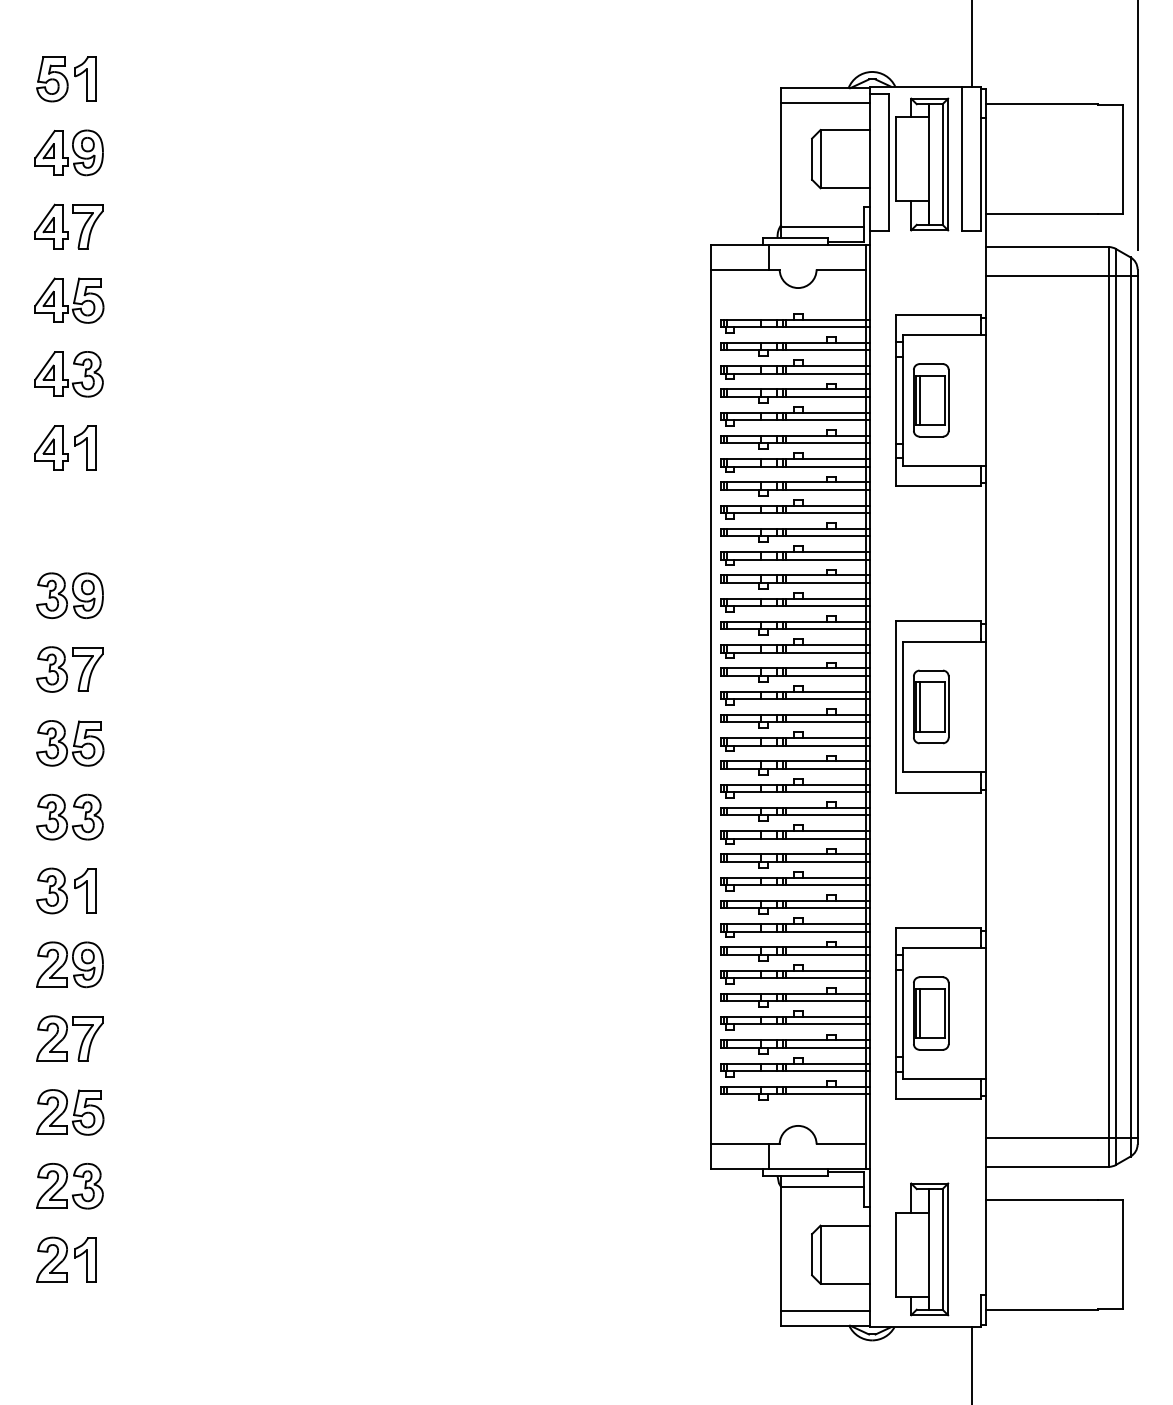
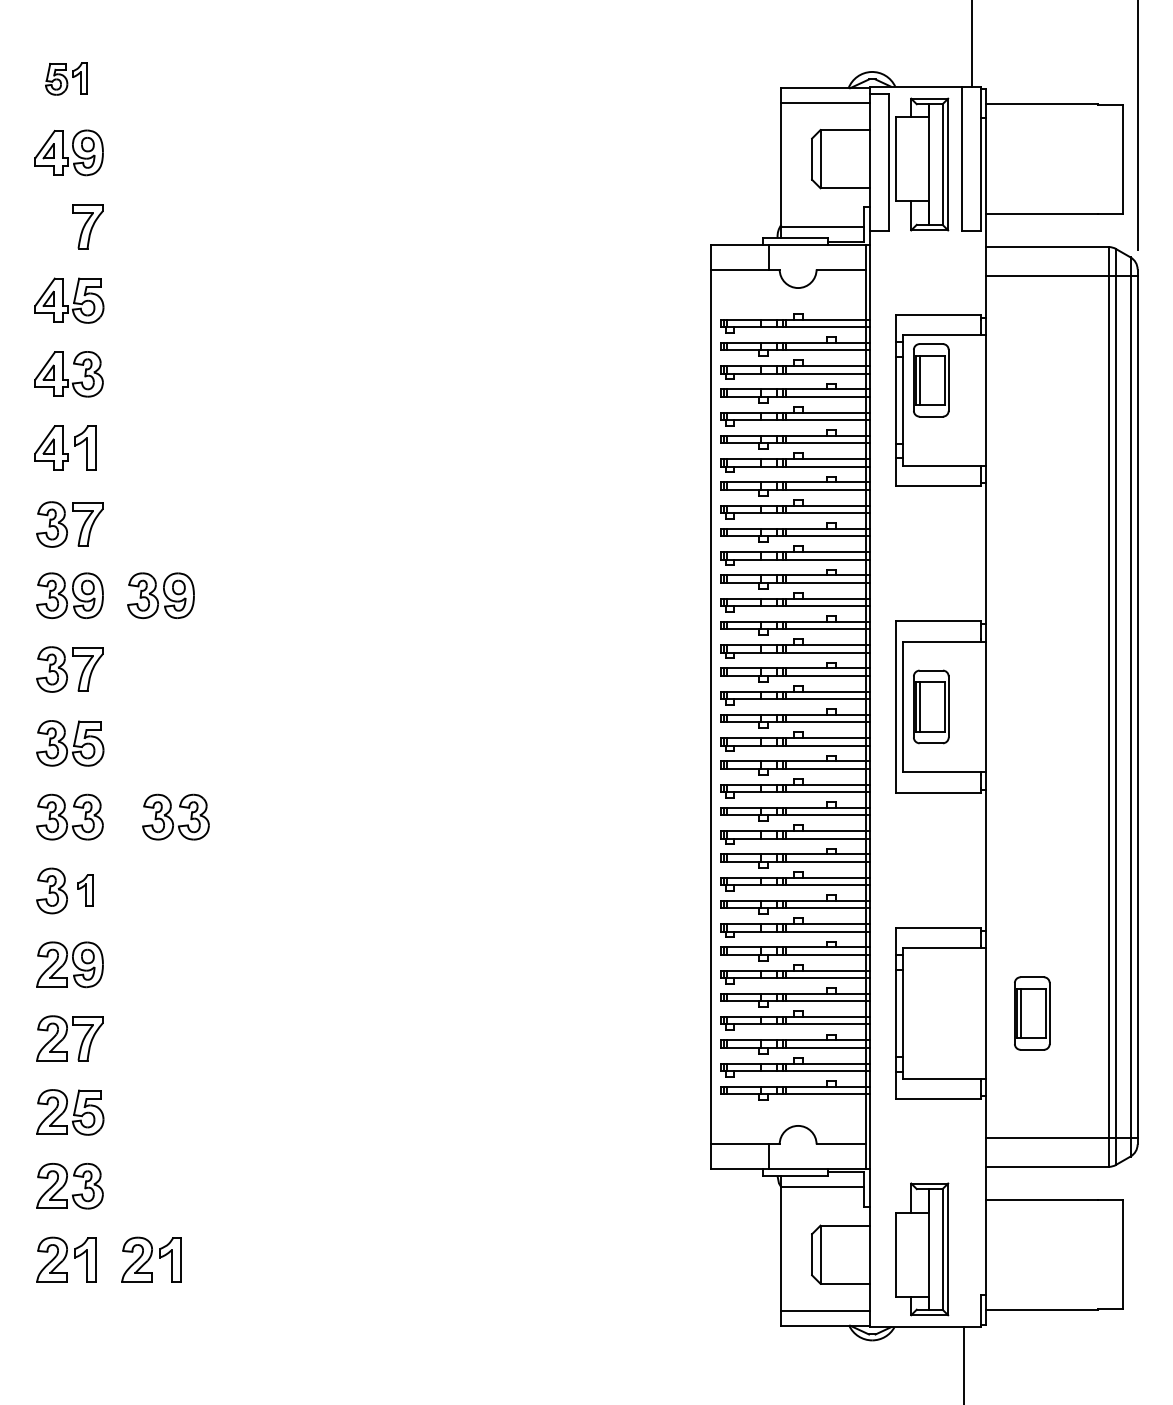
part size: 61x47 px -> 43x34 px (66, 78)
part: present -> none (51, 226)
part position: (931, 400) -> (931, 380) (931, 380)
part: none -> present (69, 524)
part: none -> present (160, 595)
part: none -> present (175, 816)
part size: 23x46 px -> 17x33 px (85, 890)
part position: (931, 1013) -> (1032, 1013) (1032, 1013)
part: none -> present (151, 1259)
line position: (971, 1364) -> (963, 1364) (963, 1364)
